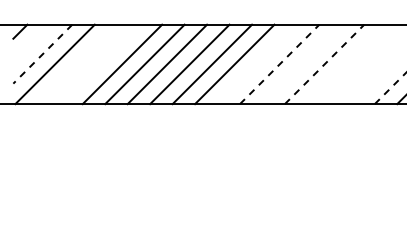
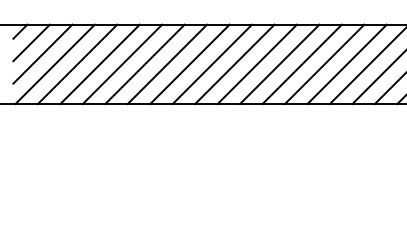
line: none -> present (31, 42)
line: dashed -> solid (42, 54)
line: none -> present (77, 64)
line: none -> present (99, 64)
line: none -> present (256, 64)
line: dashed -> solid (280, 64)
line: none -> present (301, 64)
line: dashed -> solid (324, 64)
line: none -> present (346, 64)
line: none -> present (366, 67)
line: none -> present (377, 78)
line: dashed -> solid (390, 87)
